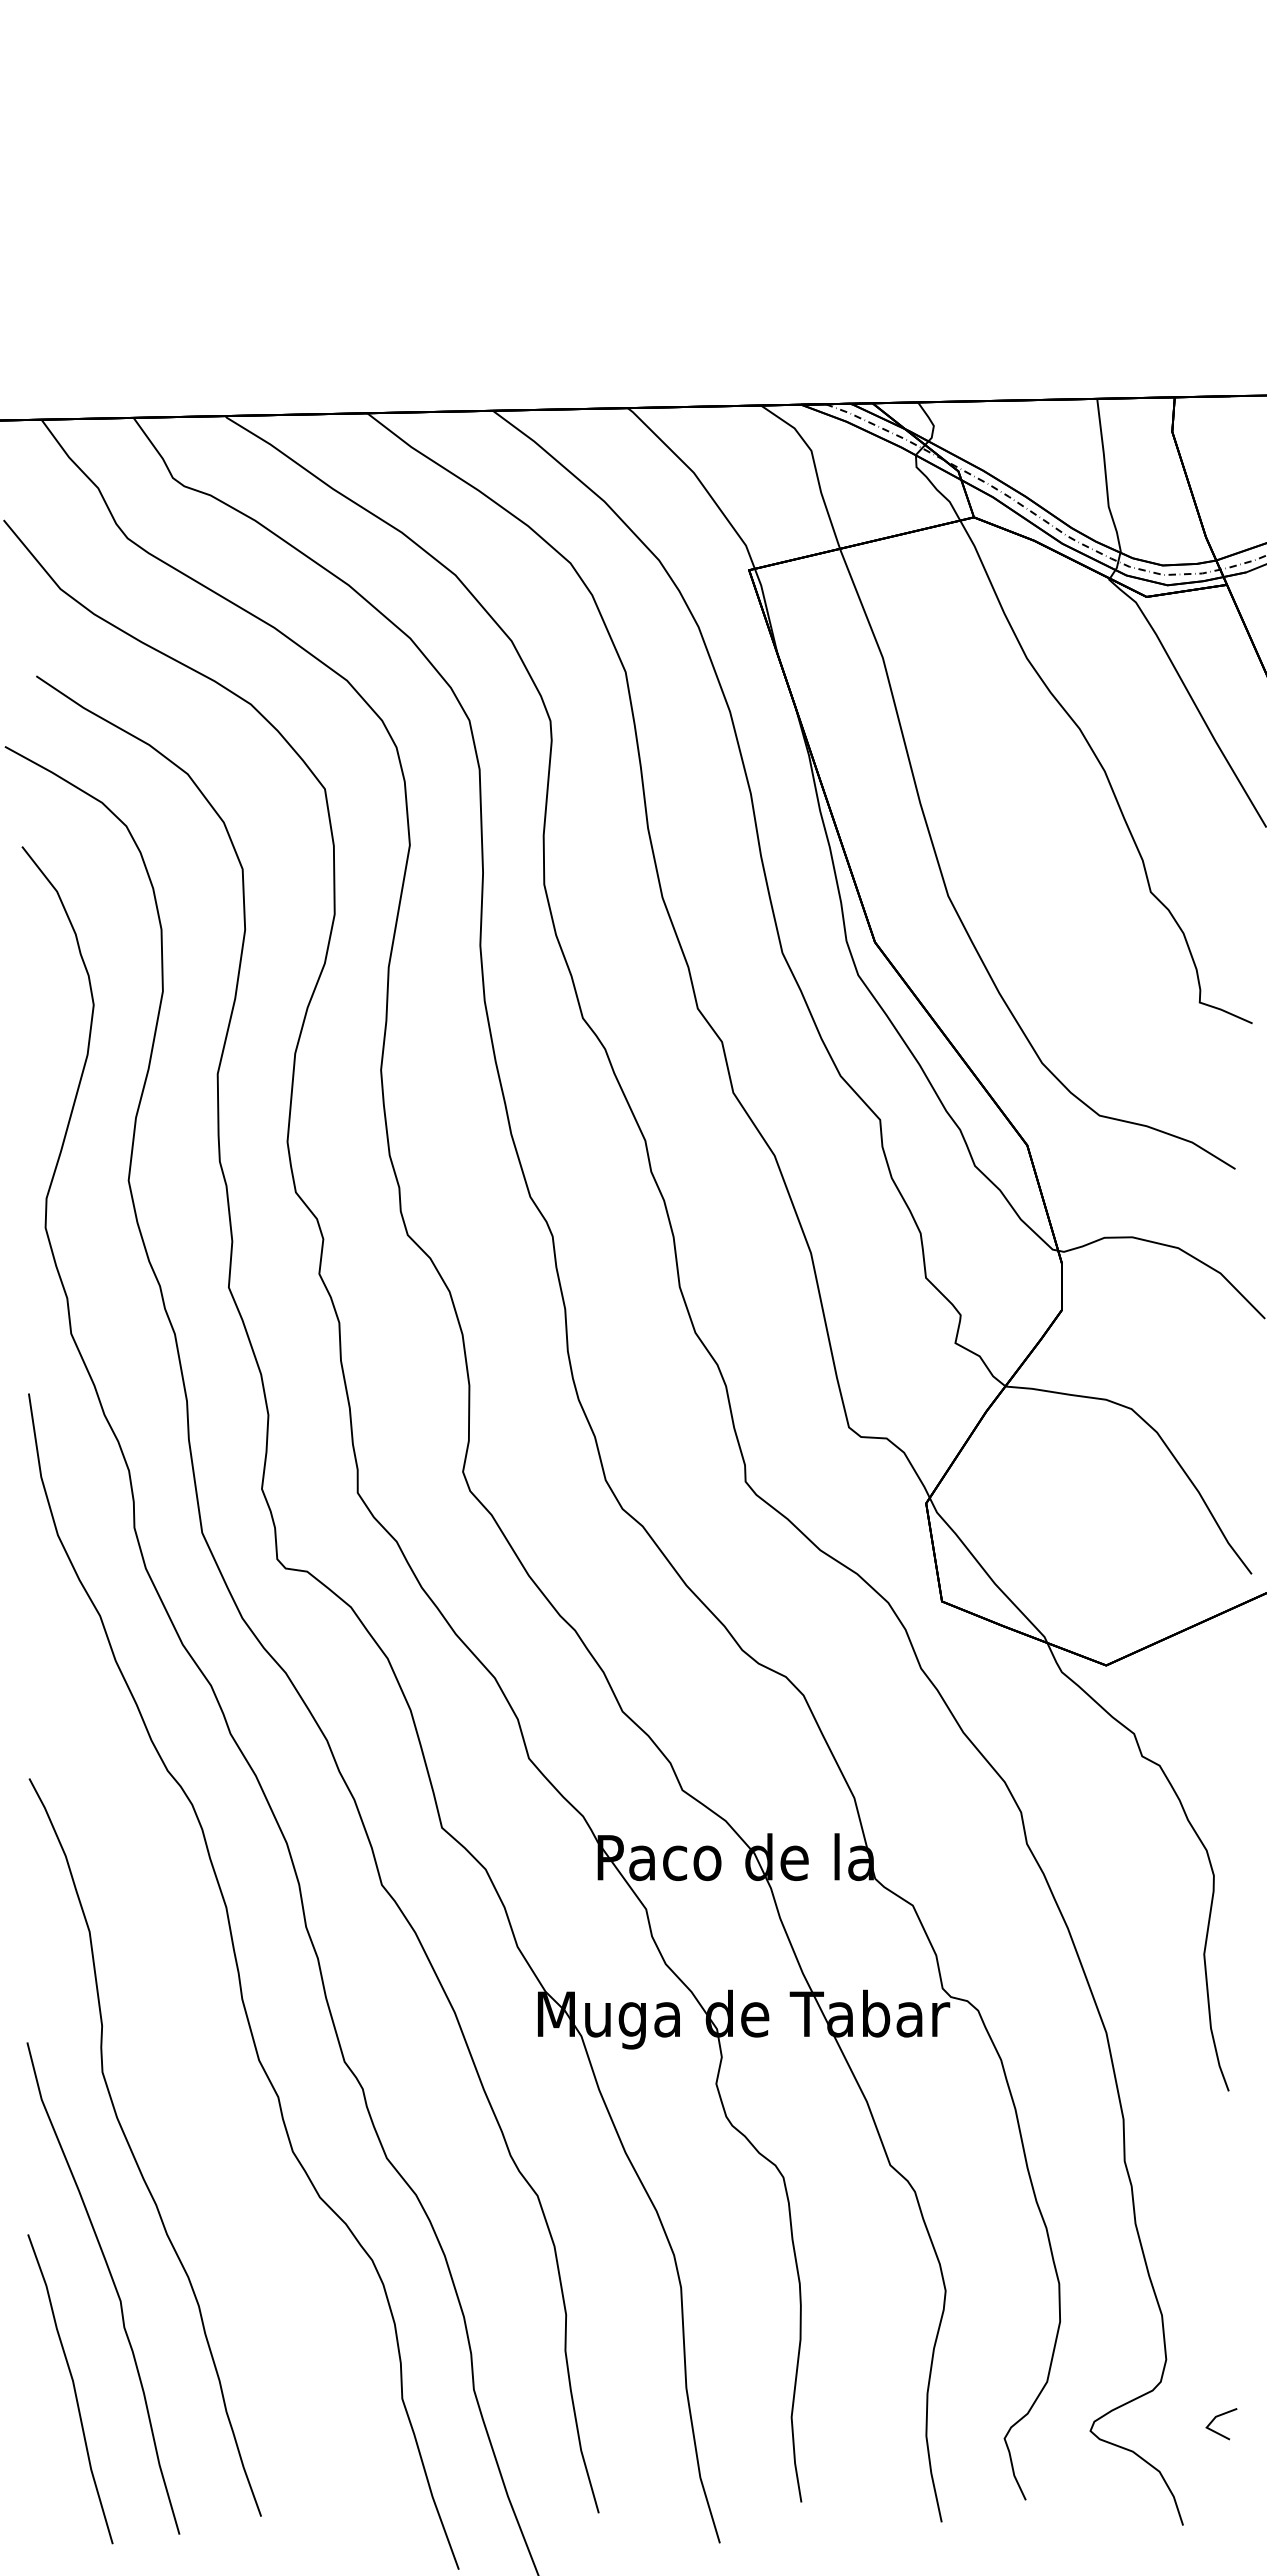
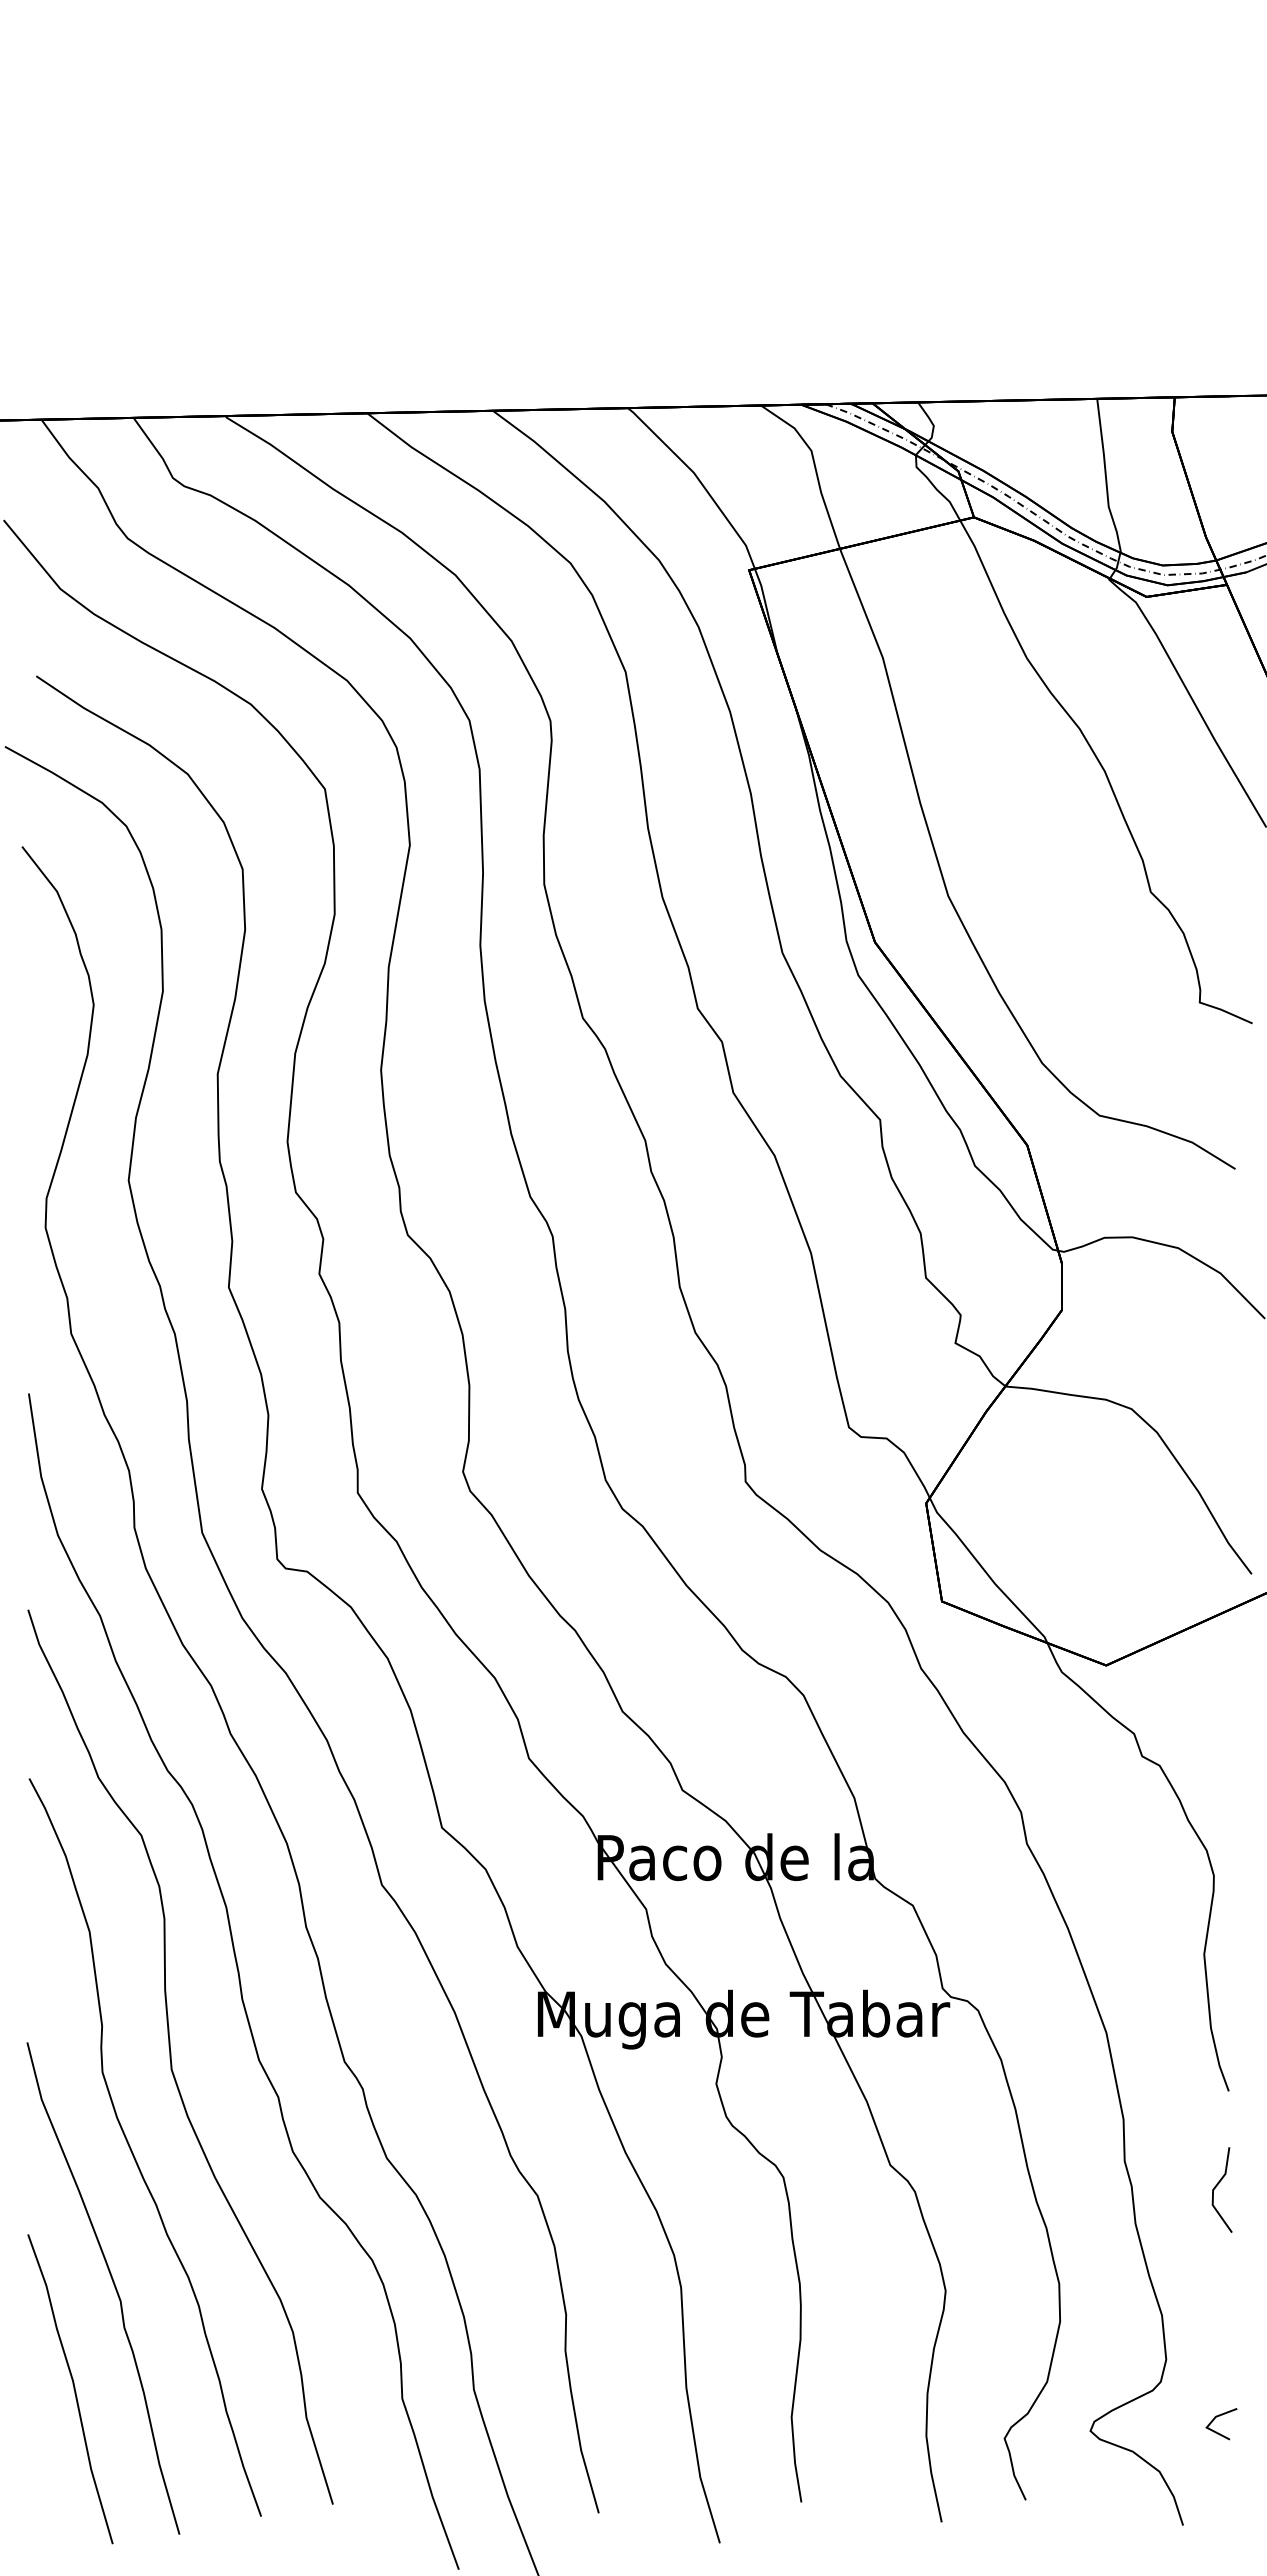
curve: none -> present (171, 2056)
line: none -> present (1217, 2186)
